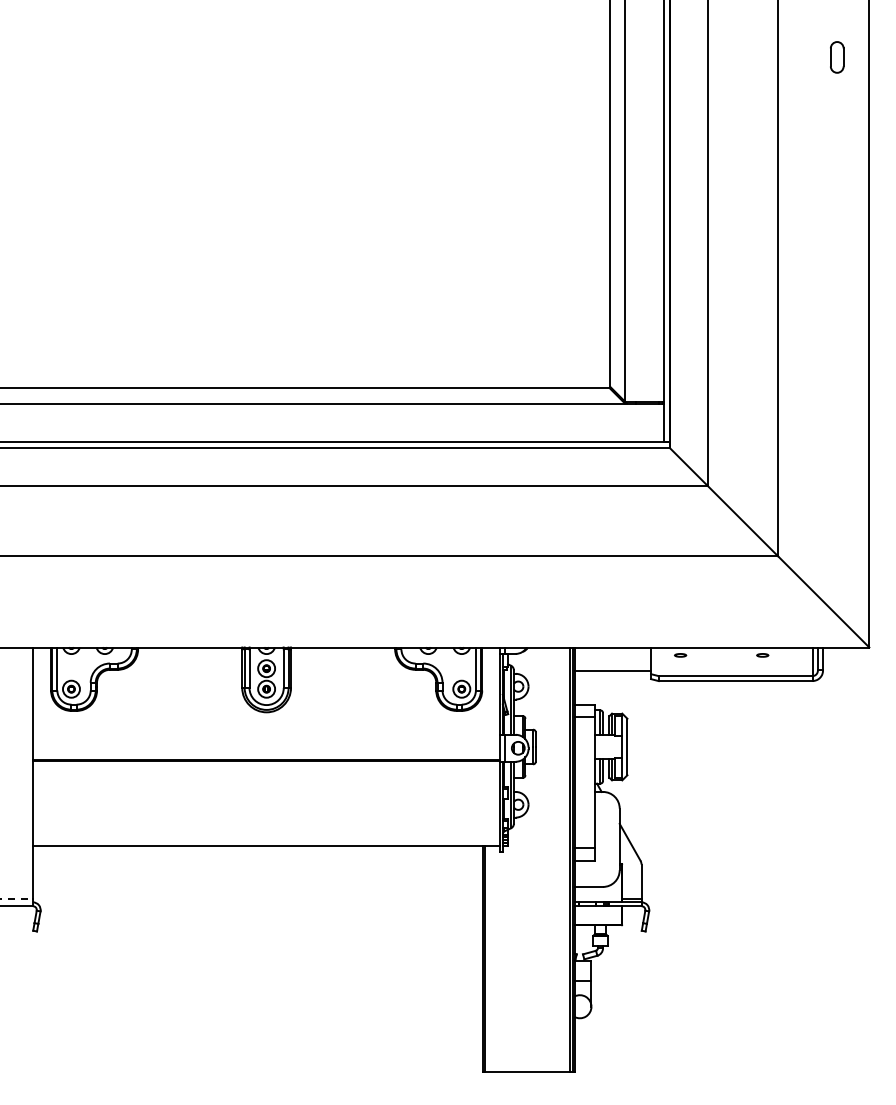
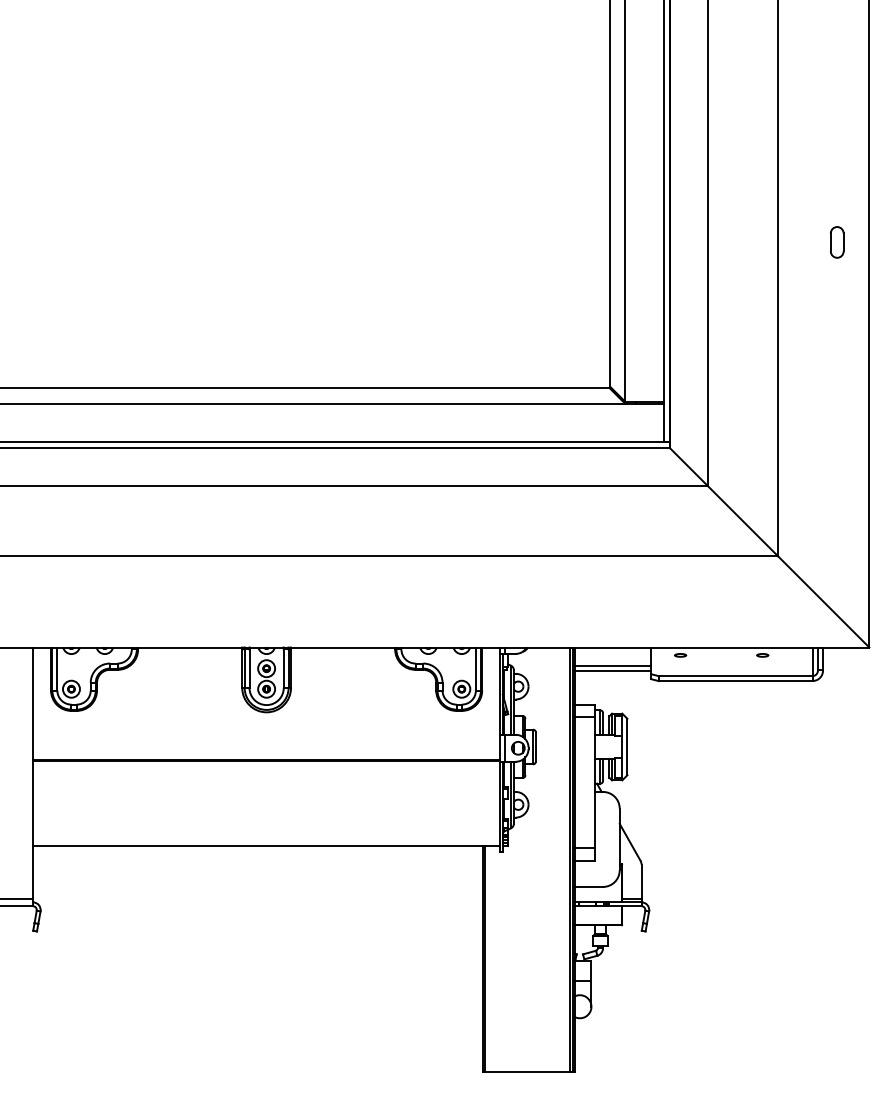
part position: (837, 57) -> (837, 242) (837, 242)
line: none -> present (612, 665)
line: dashed -> solid (17, 898)
